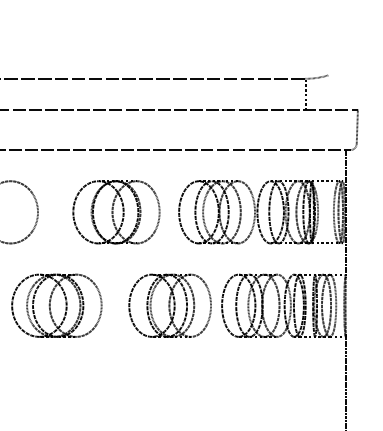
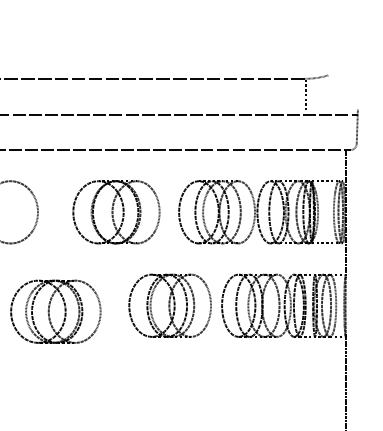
line position: (179, 109) -> (179, 114) (179, 114)
part position: (56, 305) -> (55, 311) (55, 311)
